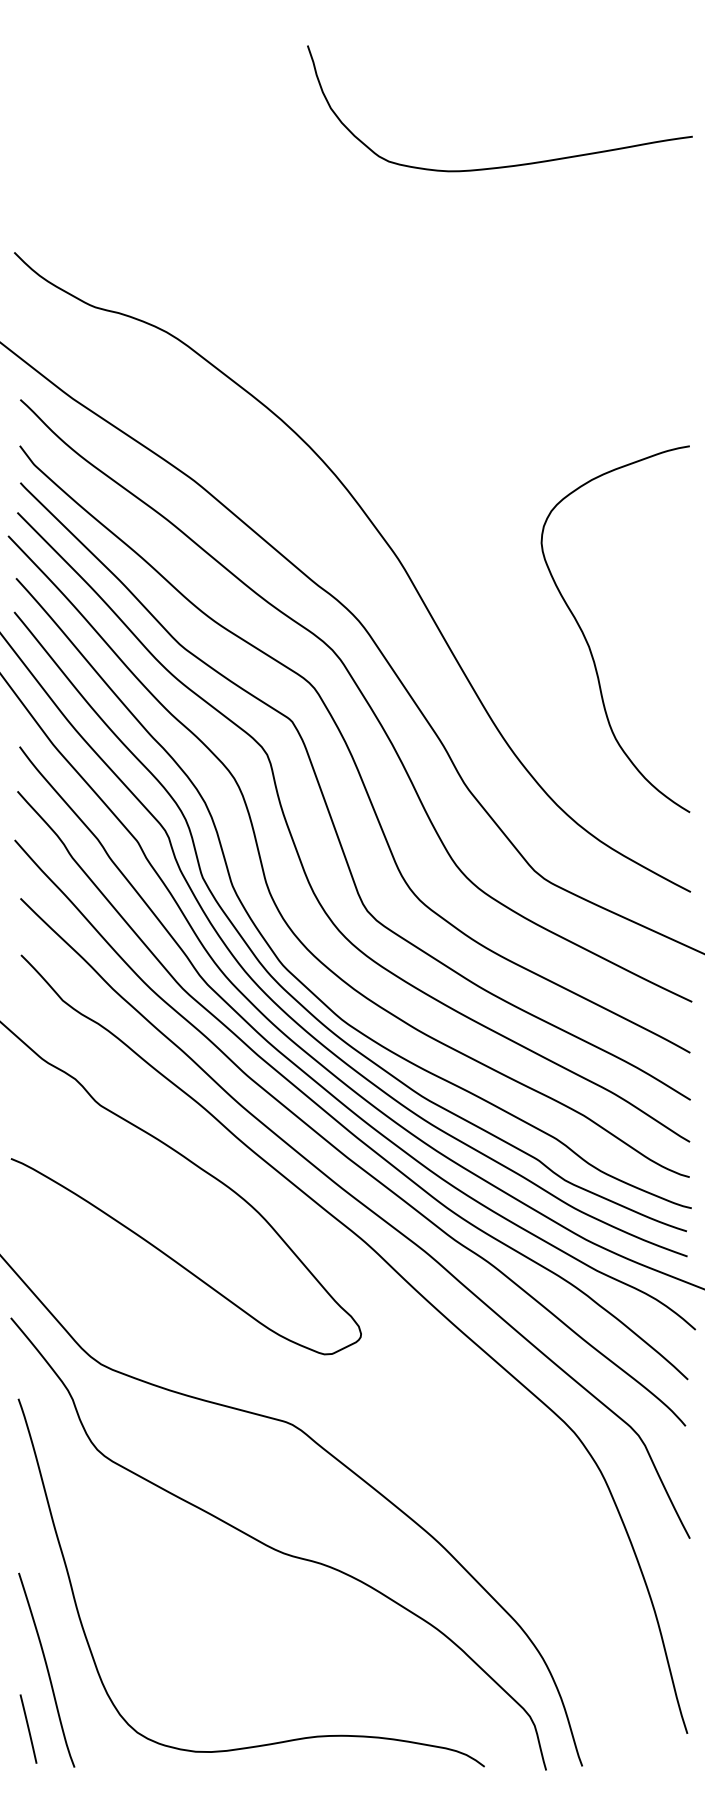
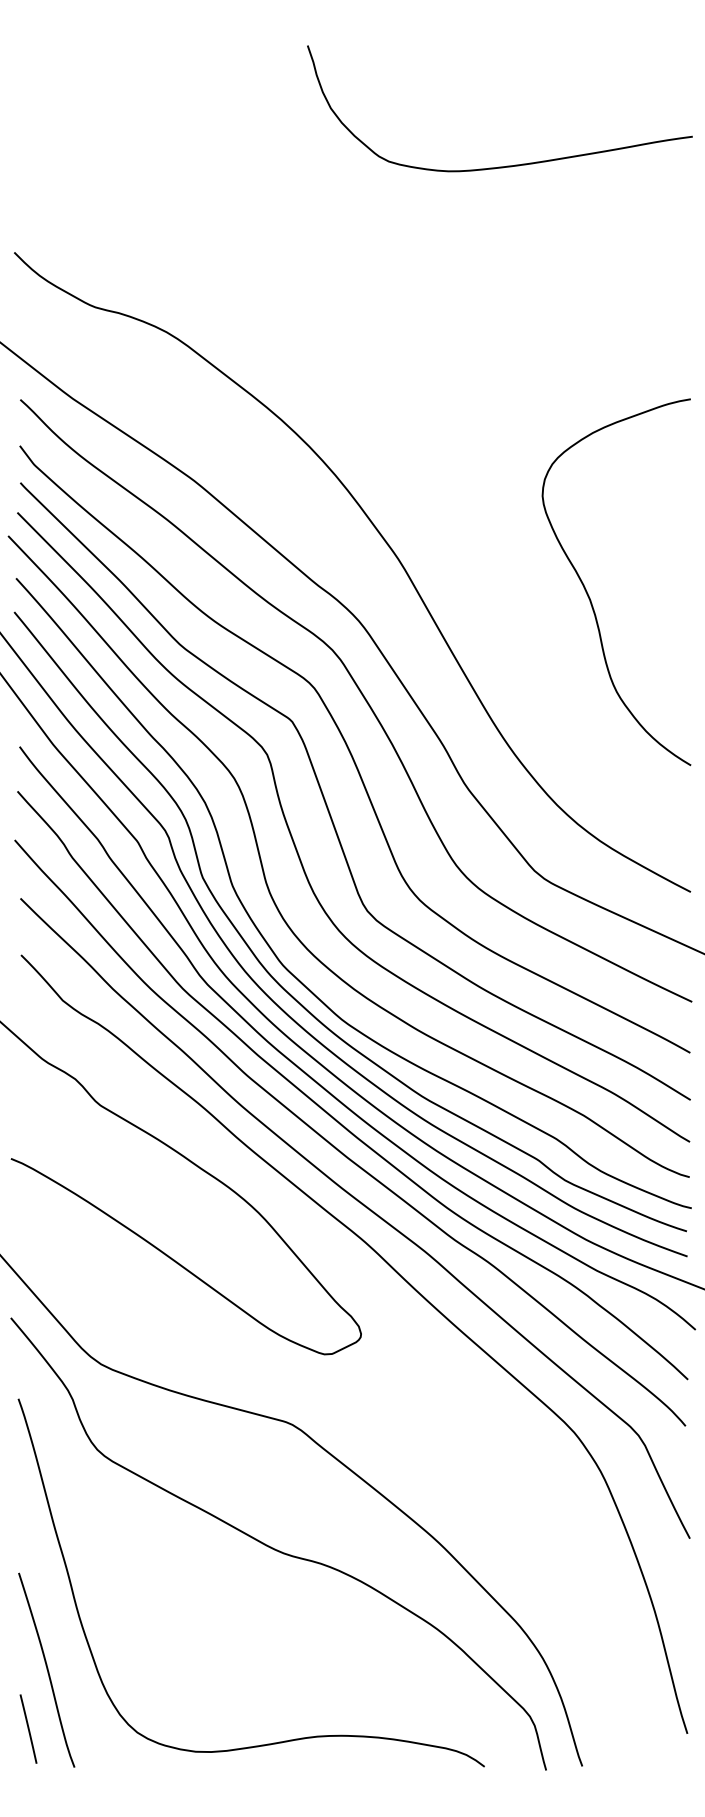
curve position: (588, 642) -> (589, 595) (589, 595)
